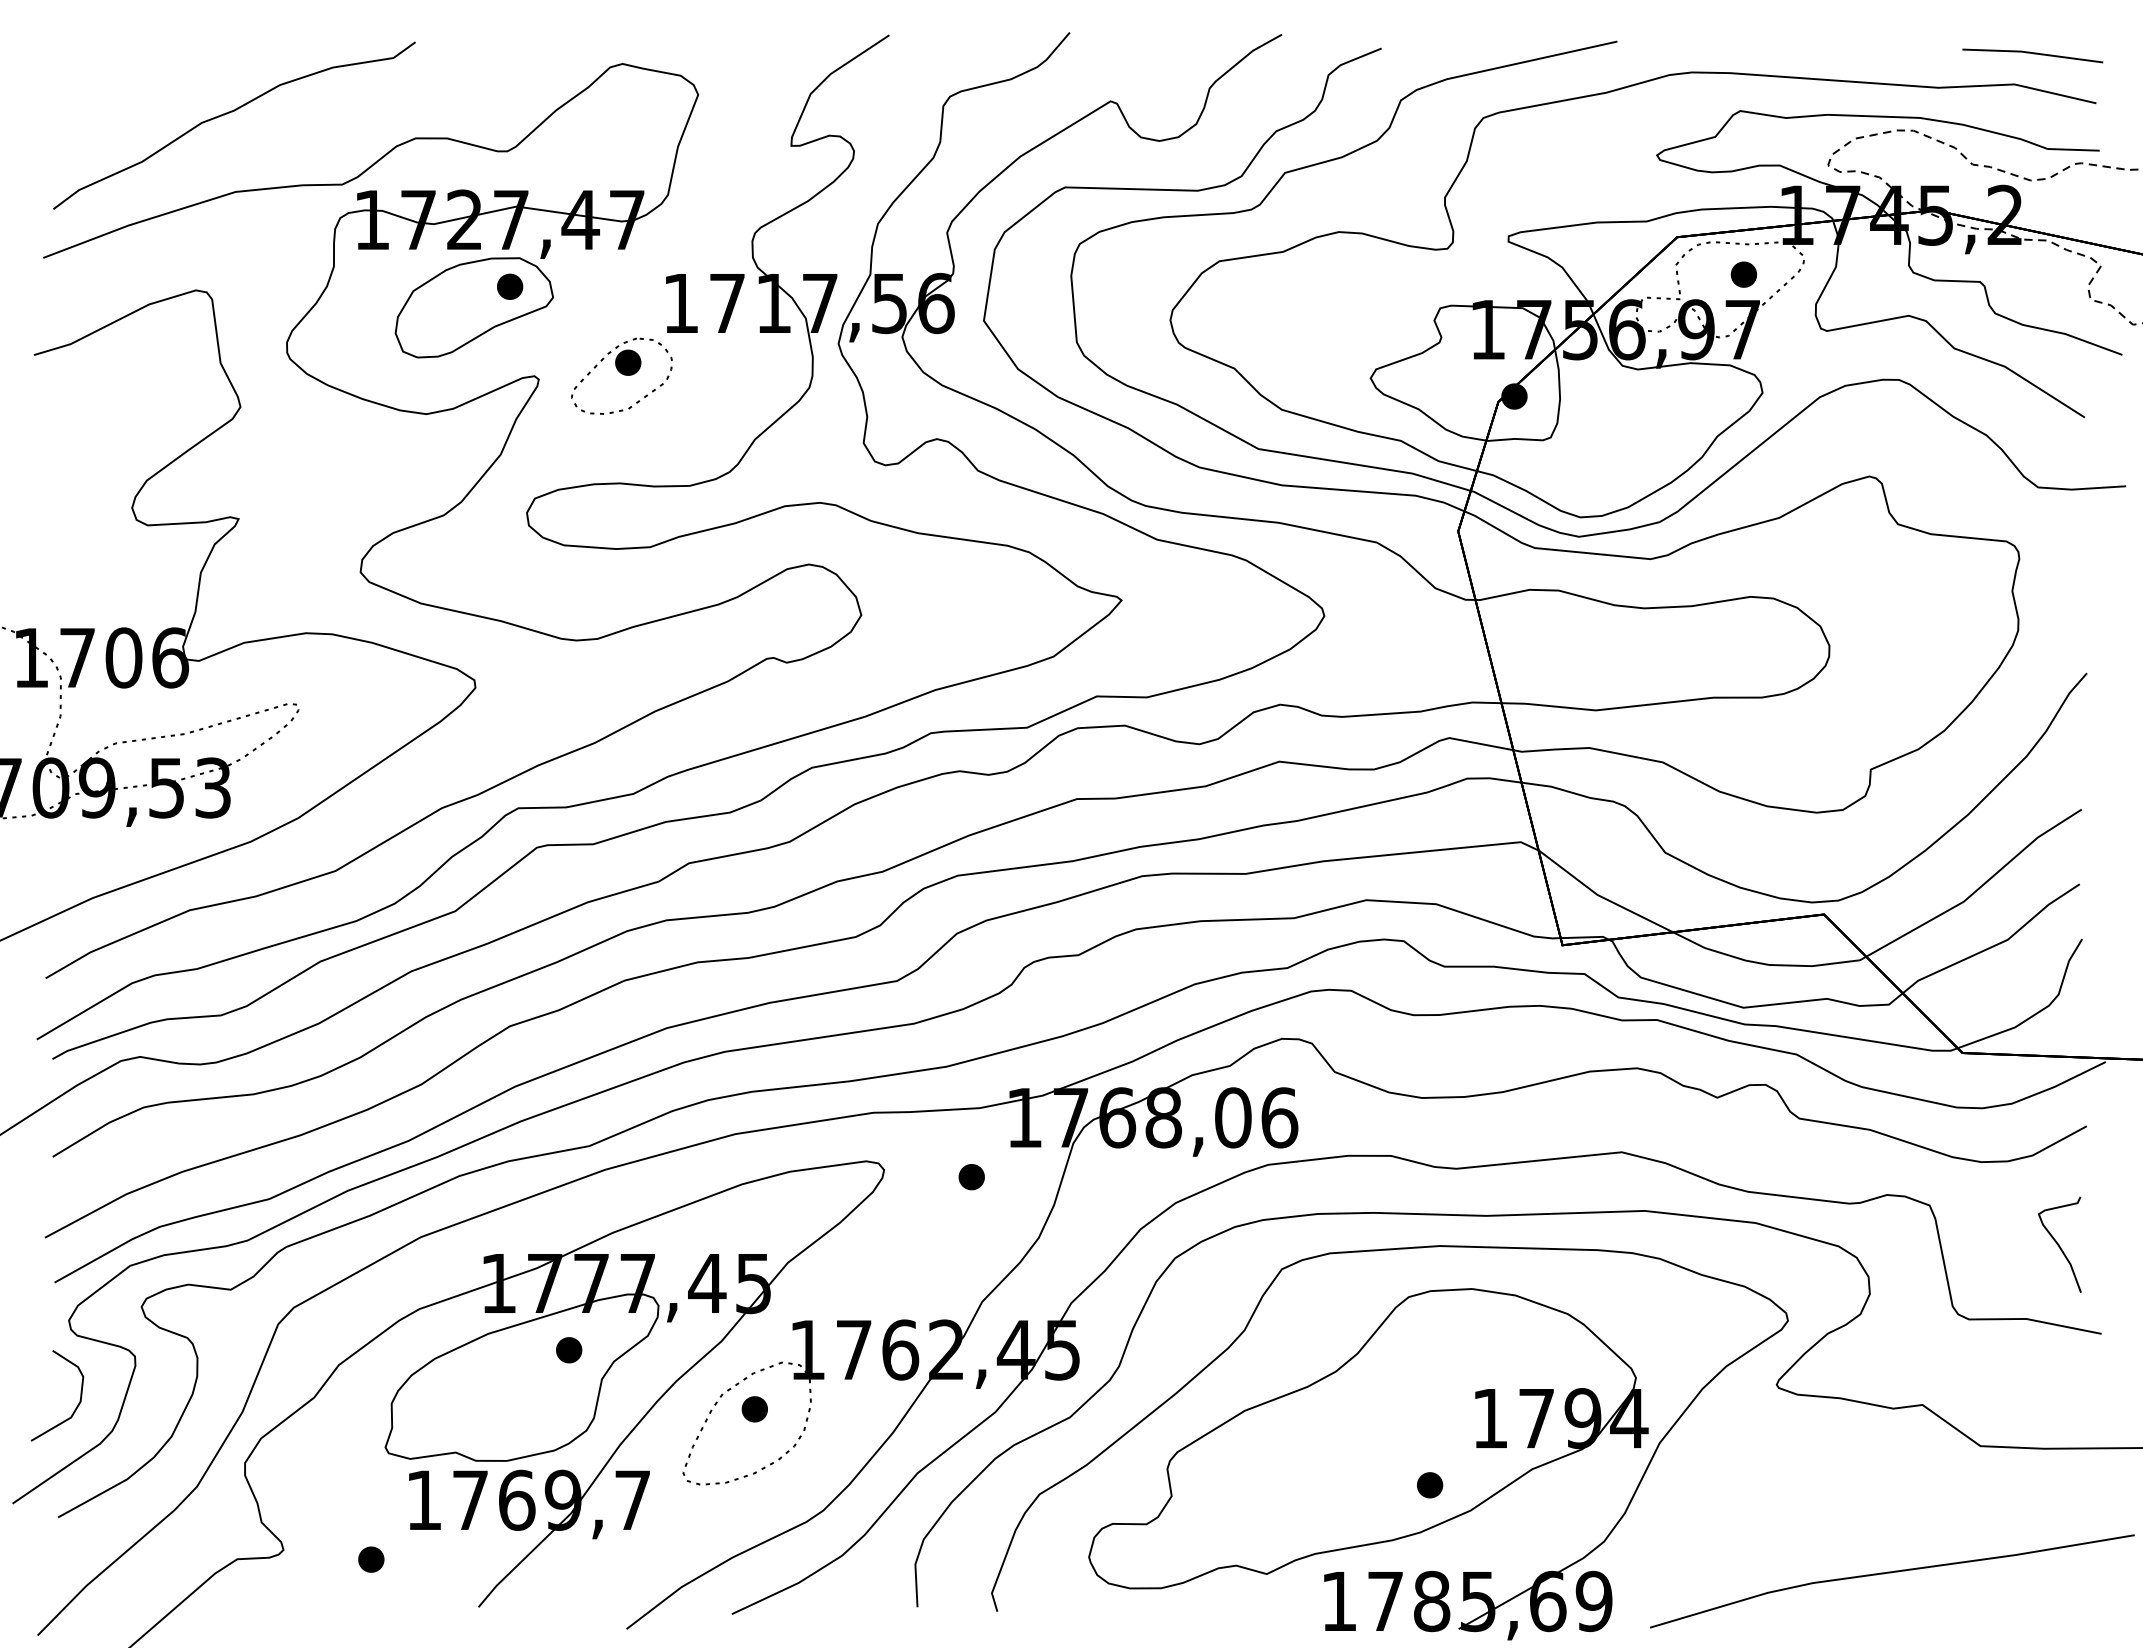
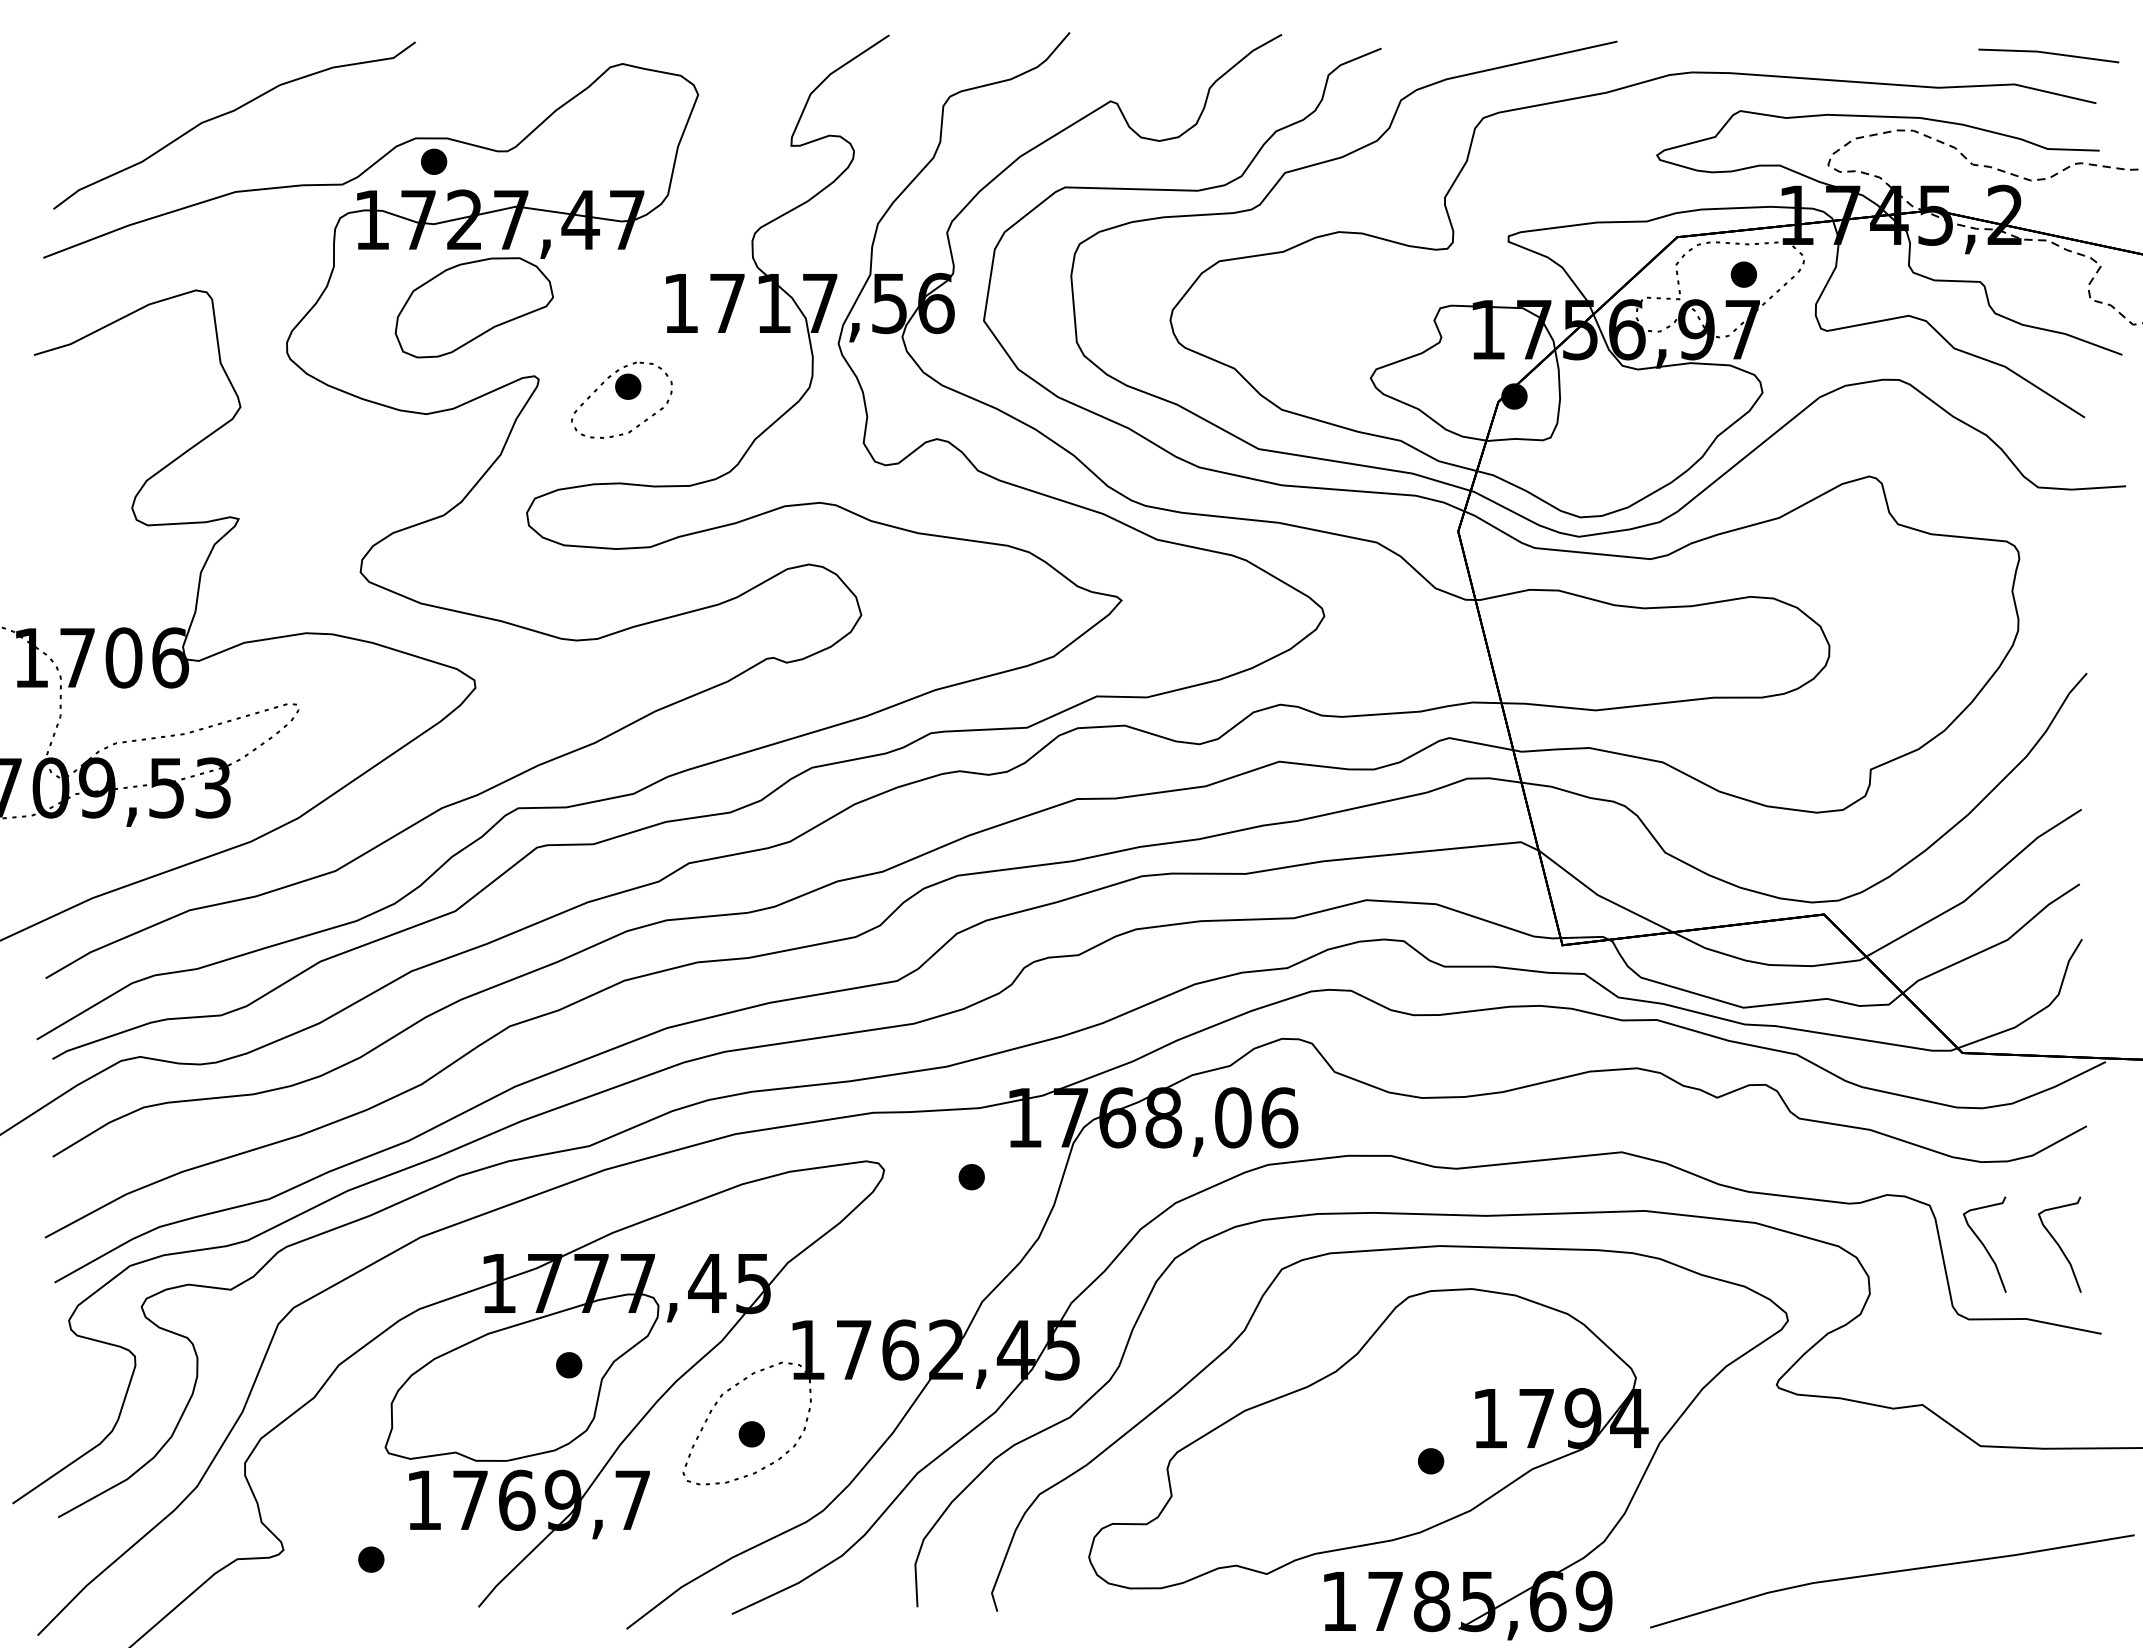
line position: (2033, 54) -> (2049, 54) (2049, 54)
part position: (510, 286) -> (434, 161) (434, 161)
part position: (621, 375) -> (621, 399) (621, 399)
curve: none -> present (1984, 1244)
part position: (569, 1350) -> (569, 1365) (569, 1365)
curve: present -> none (77, 1404)
part position: (754, 1409) -> (751, 1434) (751, 1434)
part position: (1430, 1485) -> (1431, 1461) (1431, 1461)
